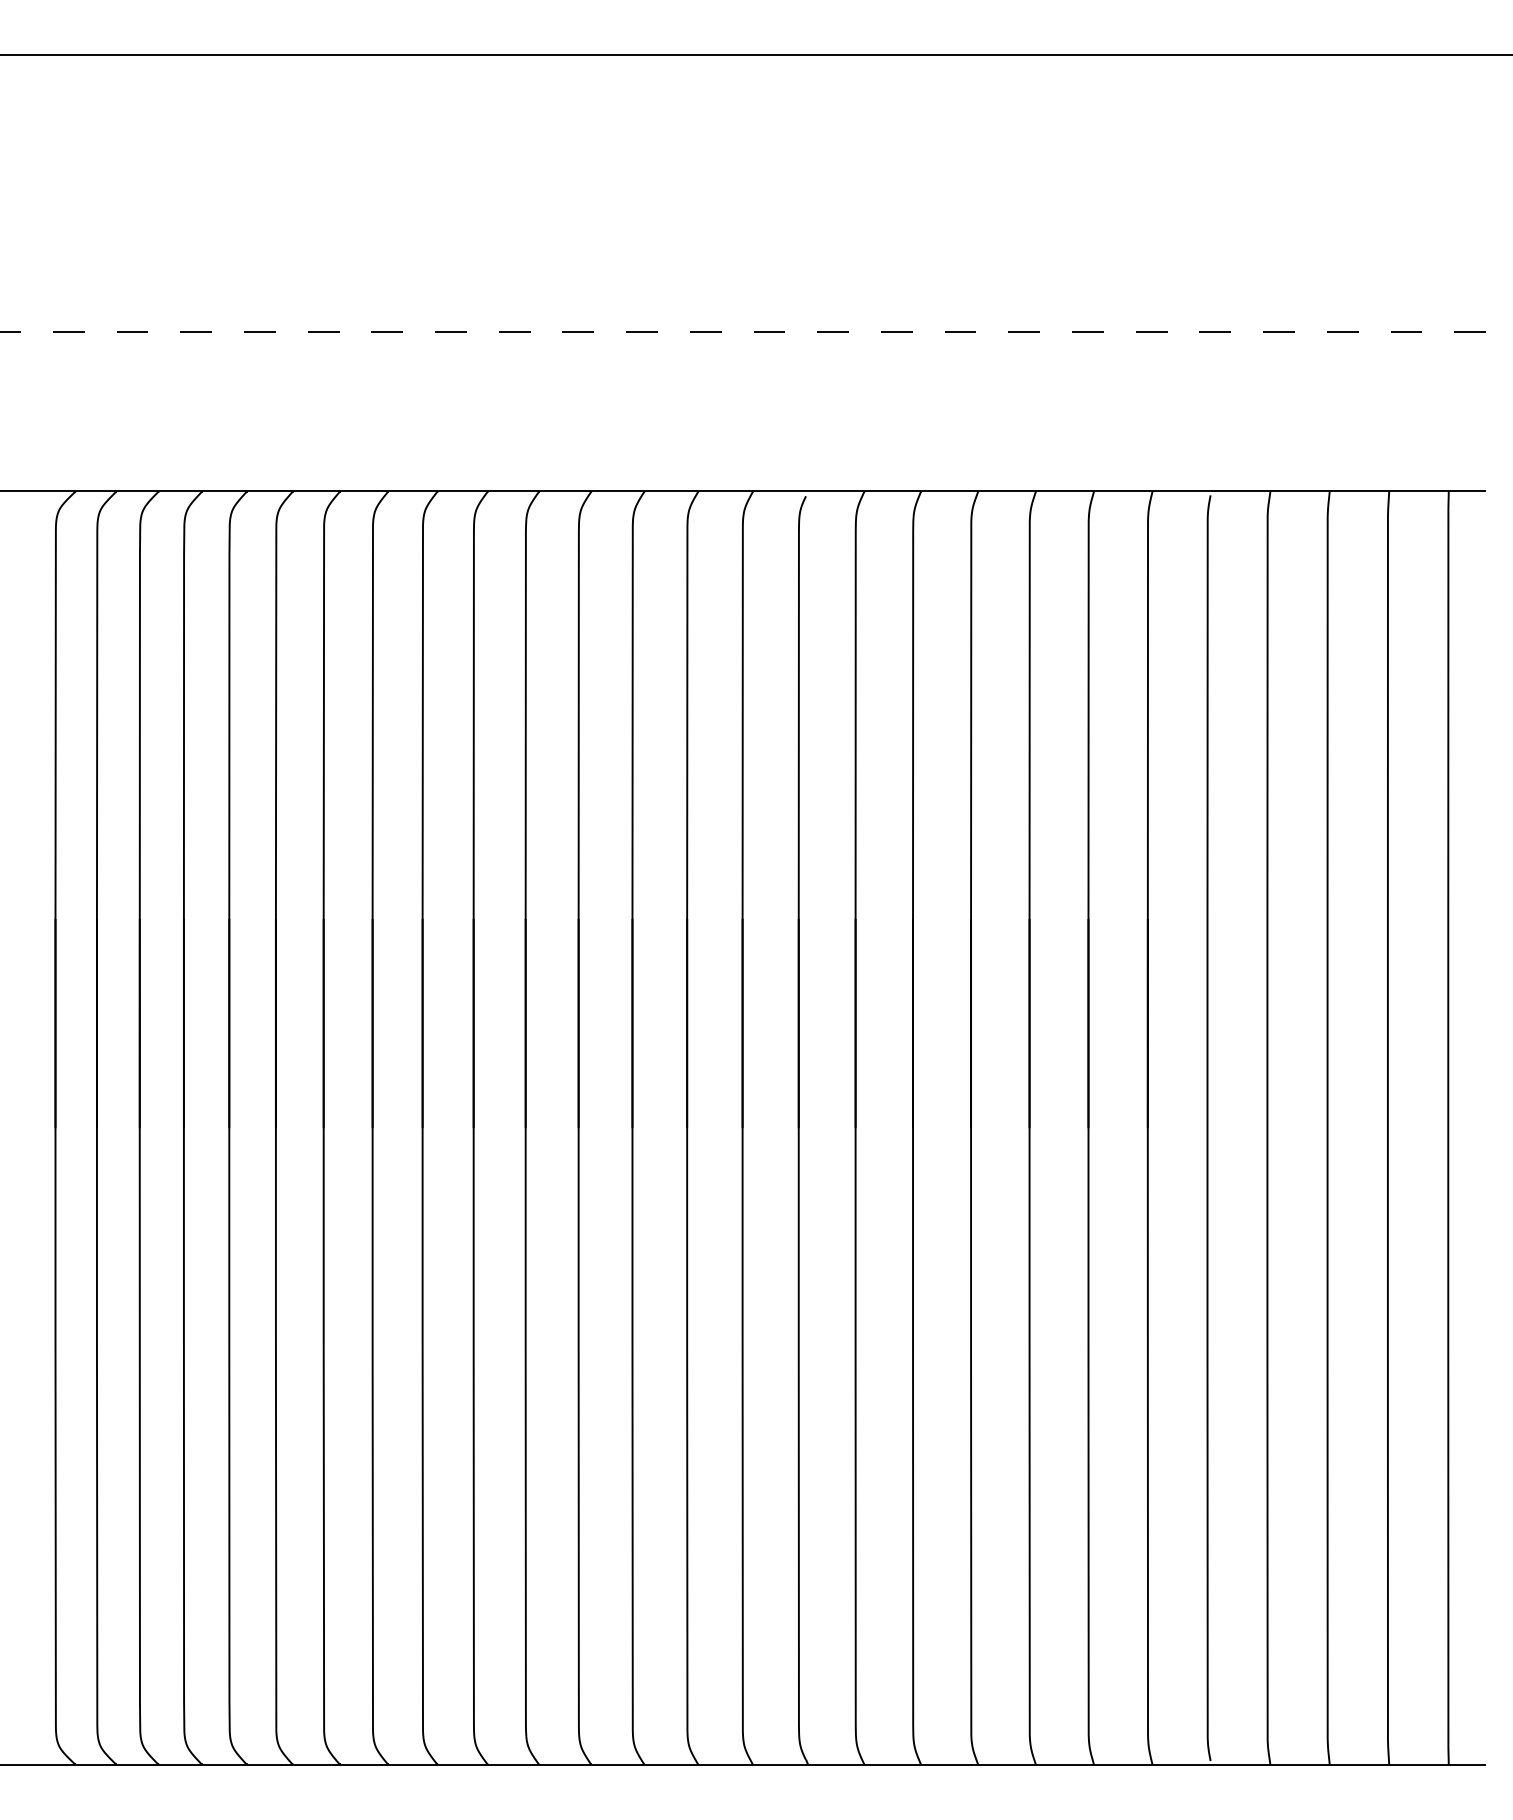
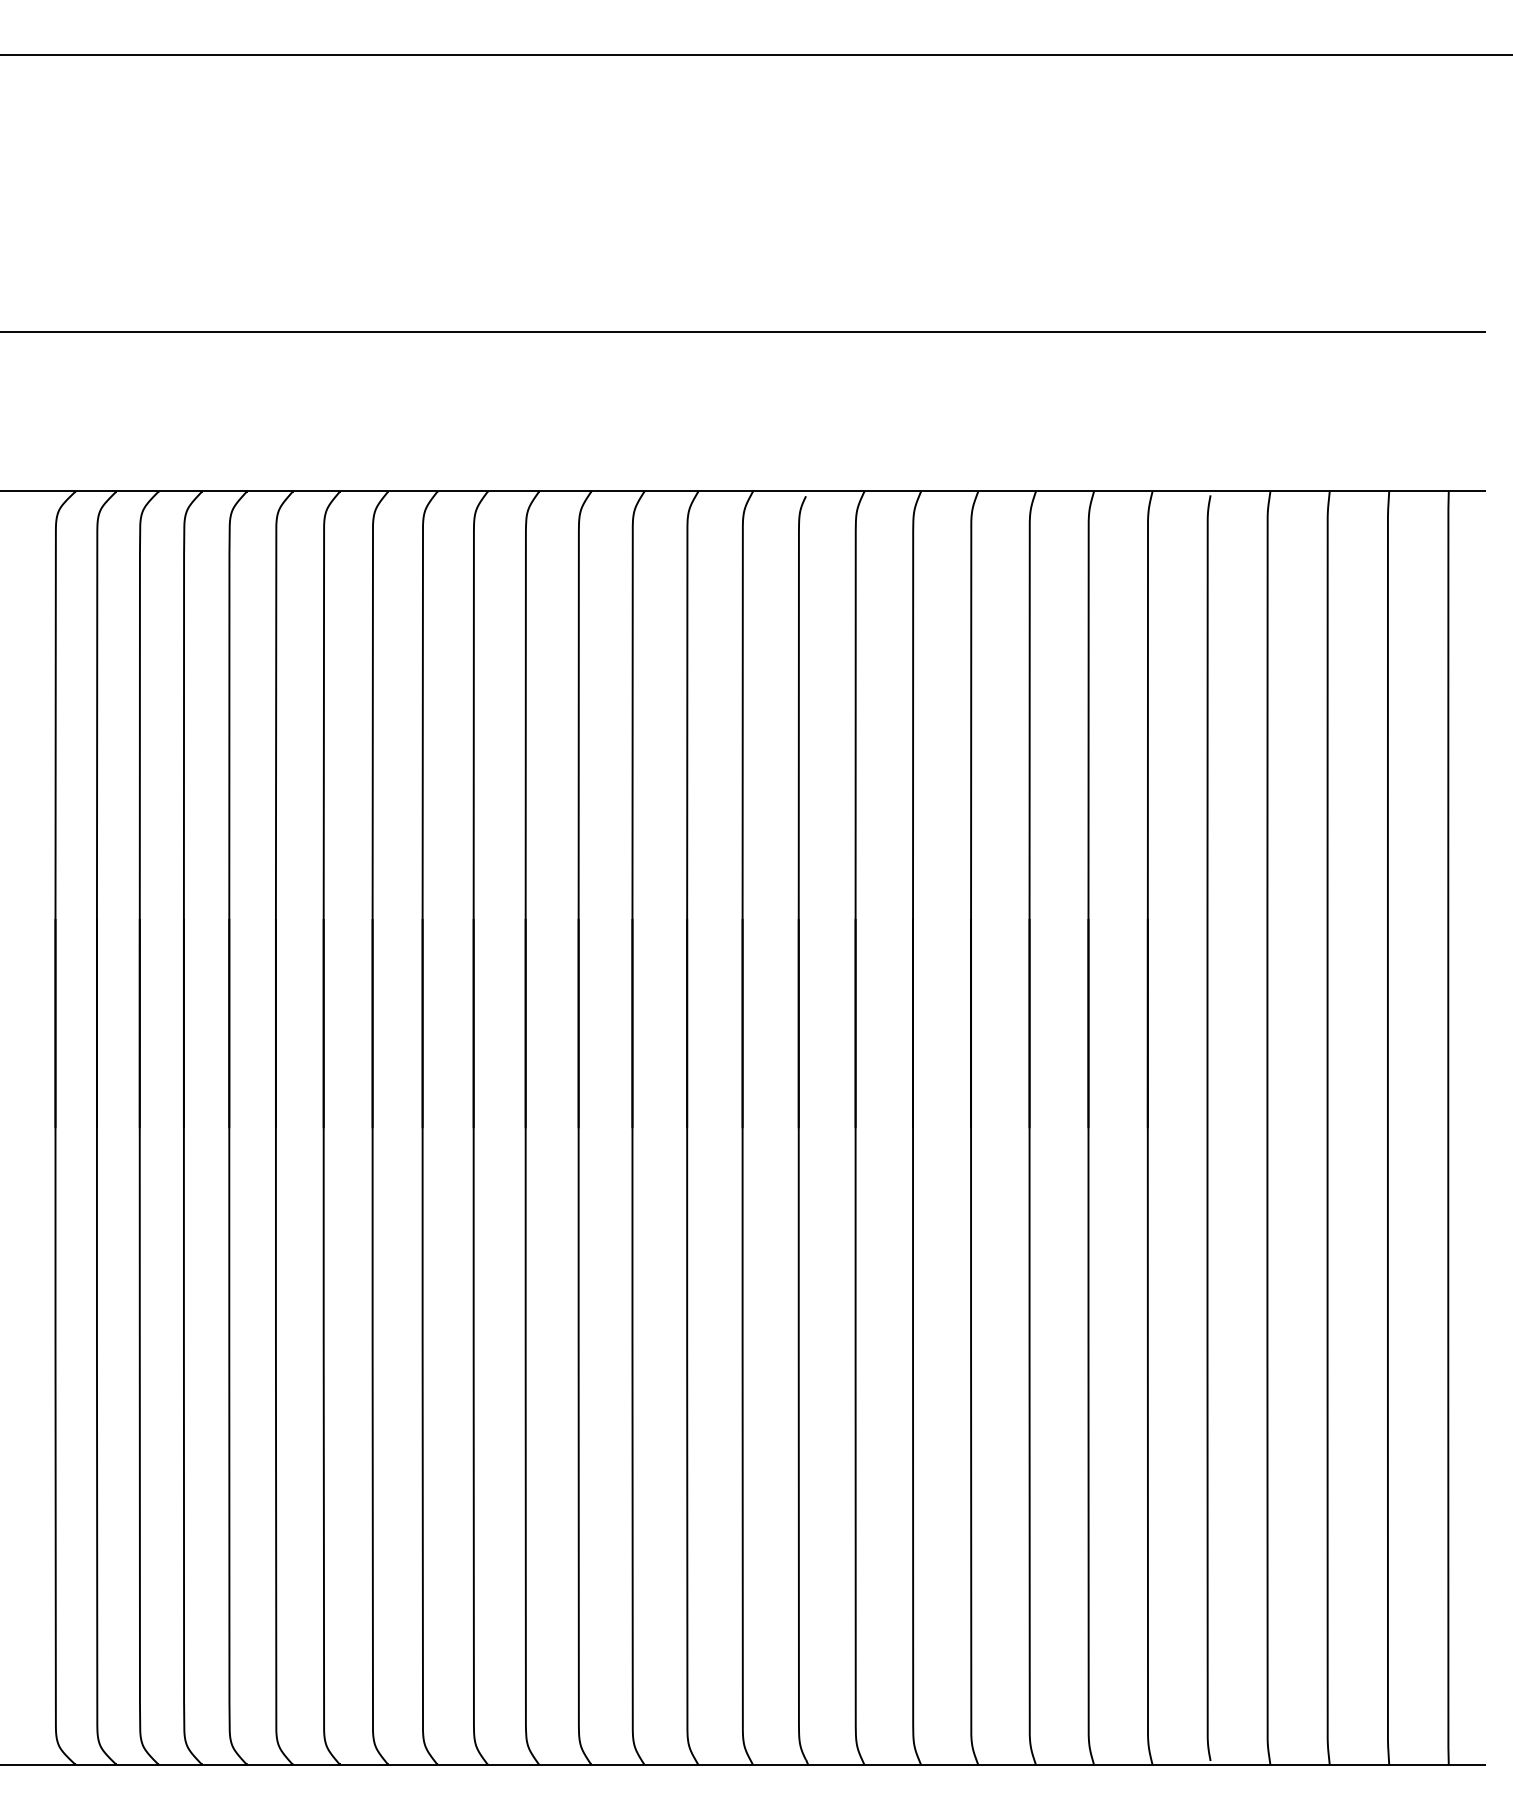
line: dashed -> solid (743, 332)
